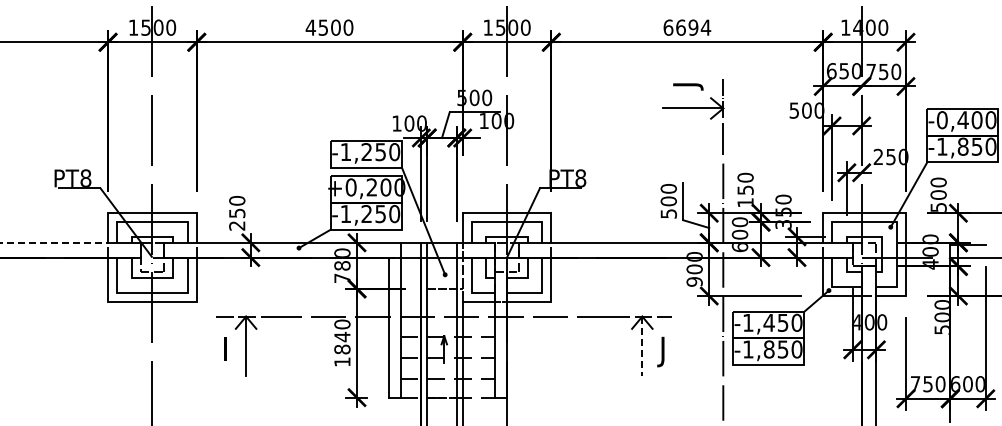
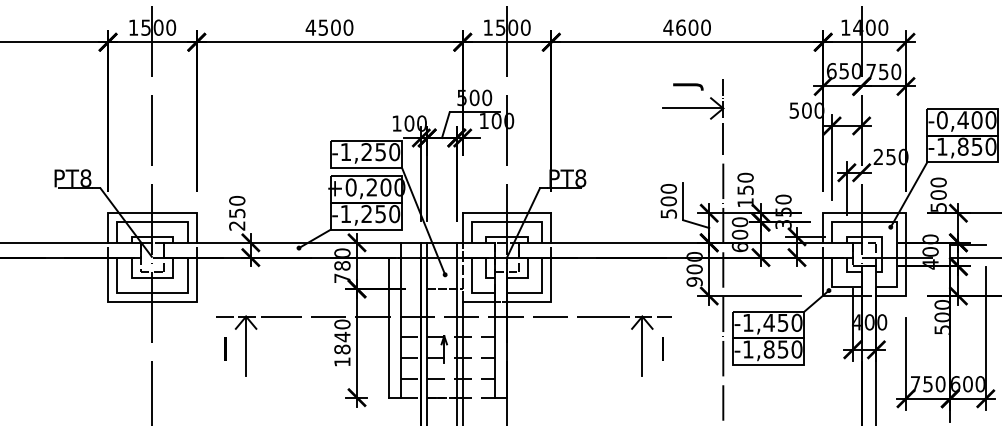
text: 6694 -> 4600 (687, 27)
line: dashed -> solid (54, 242)
line: dashed -> solid (642, 346)
text: J -> I (660, 351)
